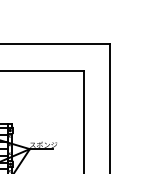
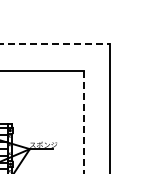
line: solid -> dashed (55, 44)
line: solid -> dashed (84, 122)
